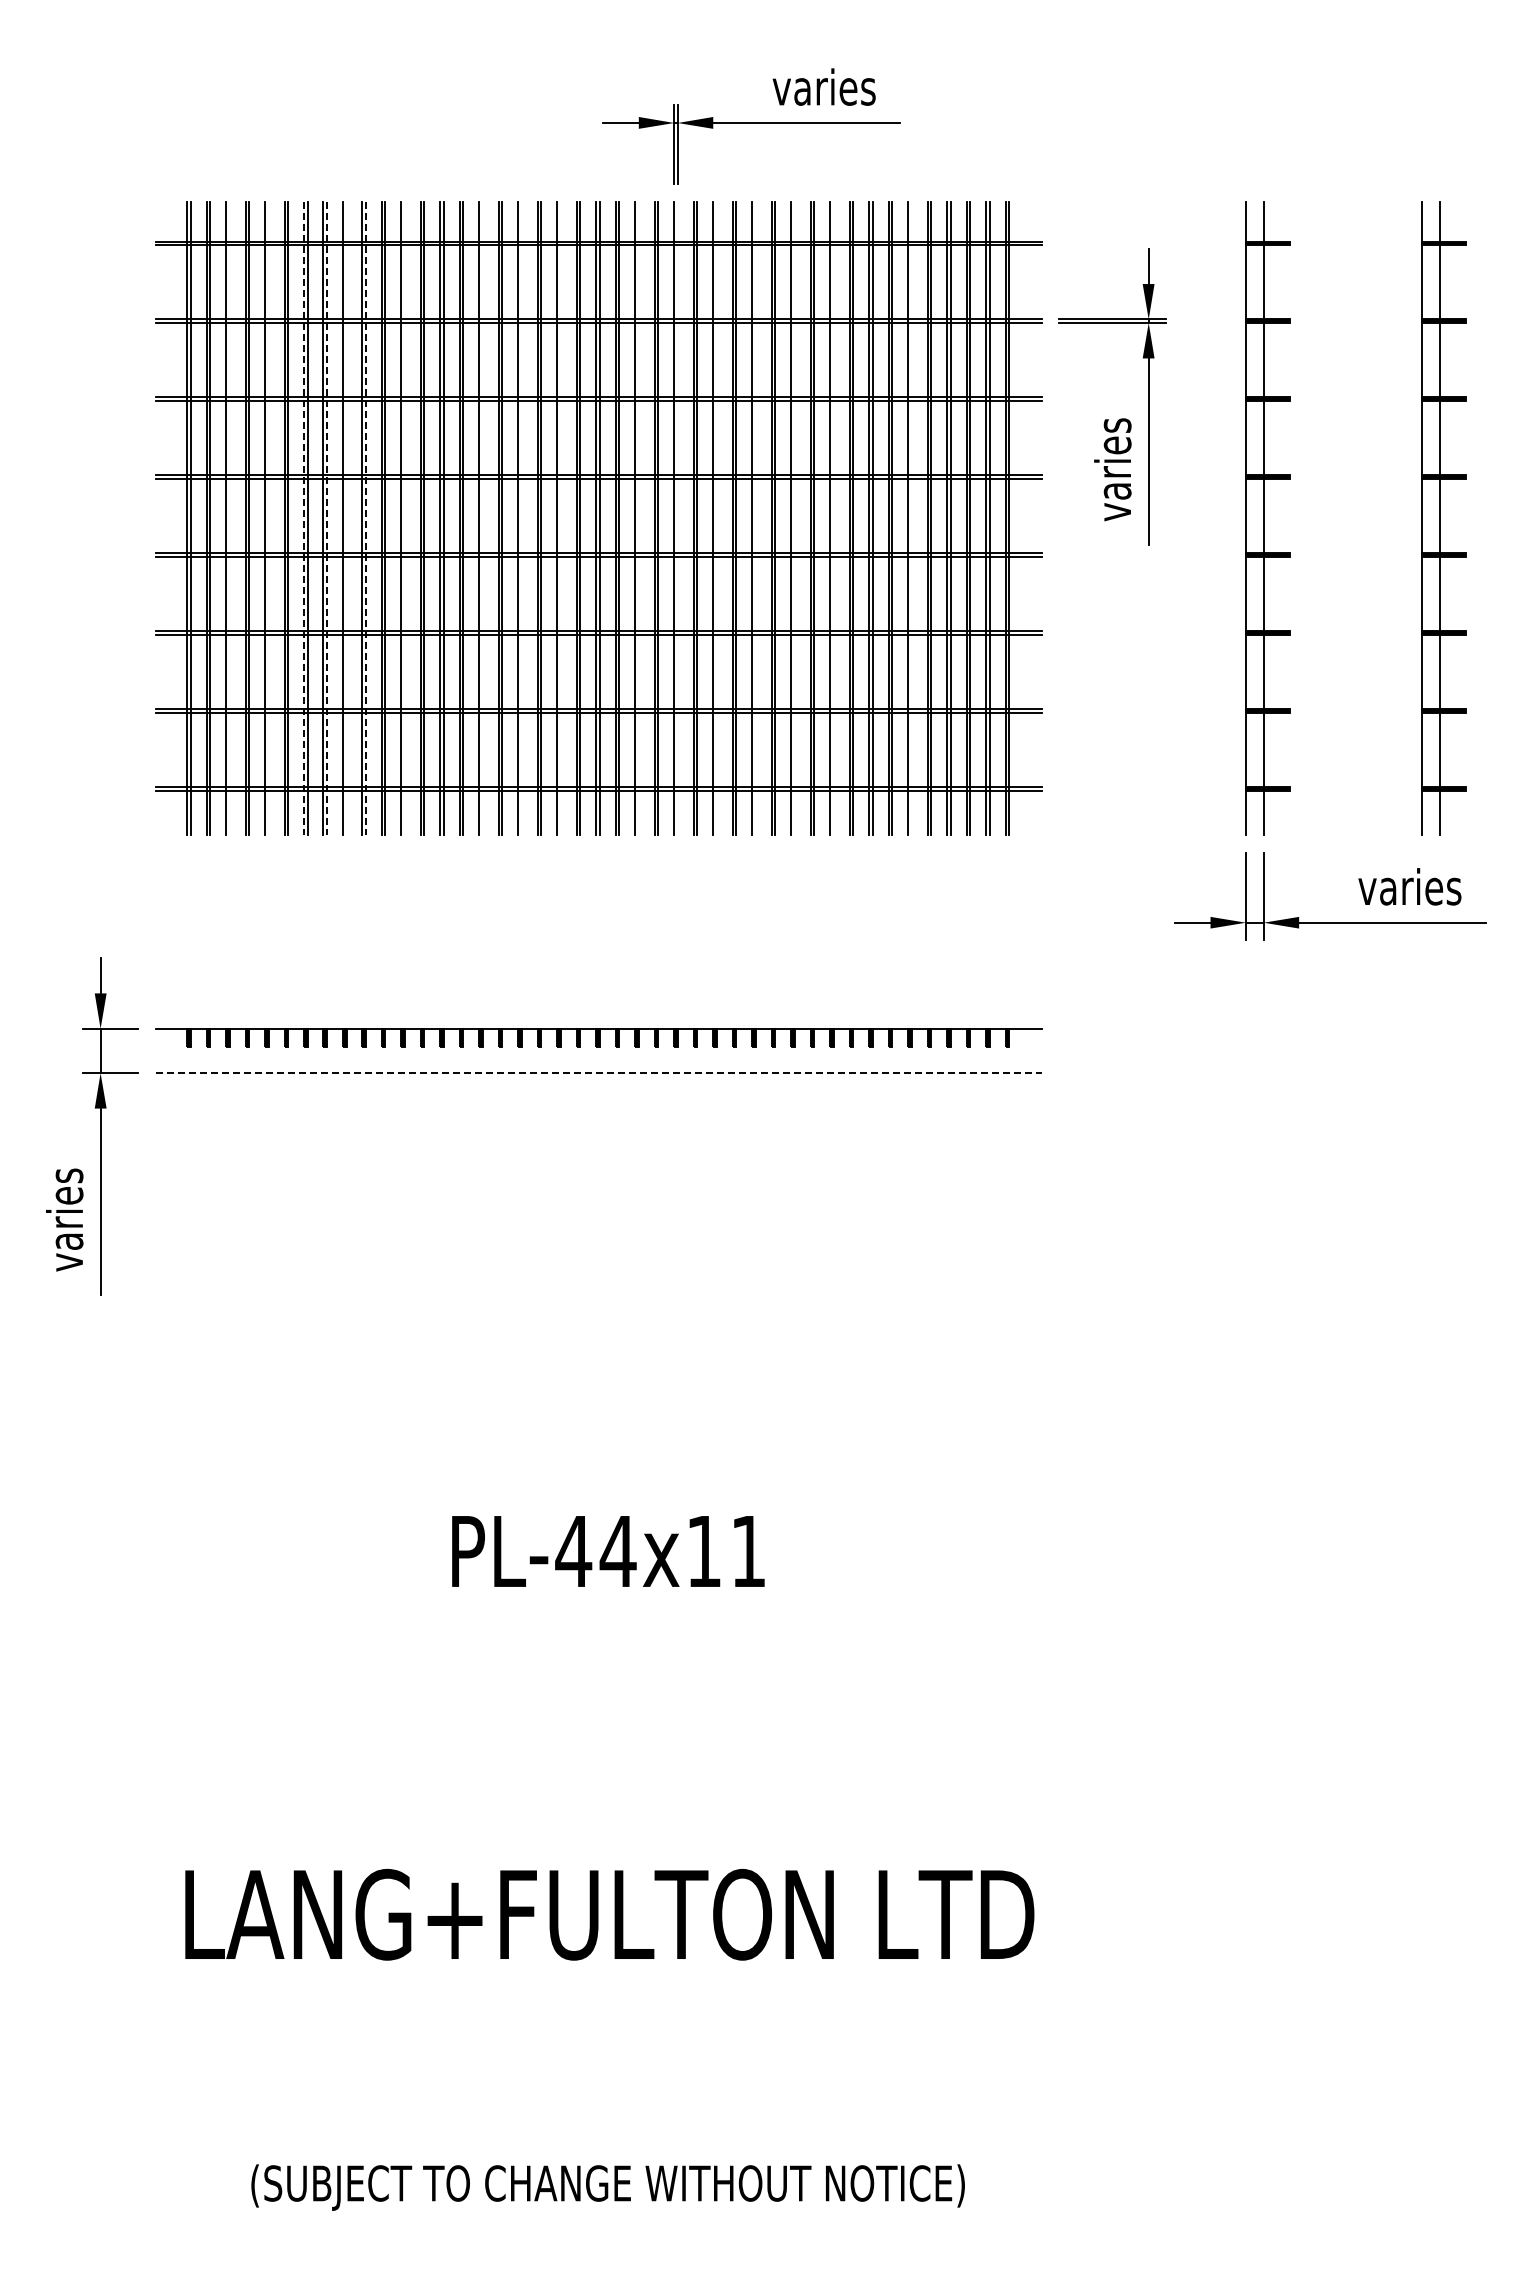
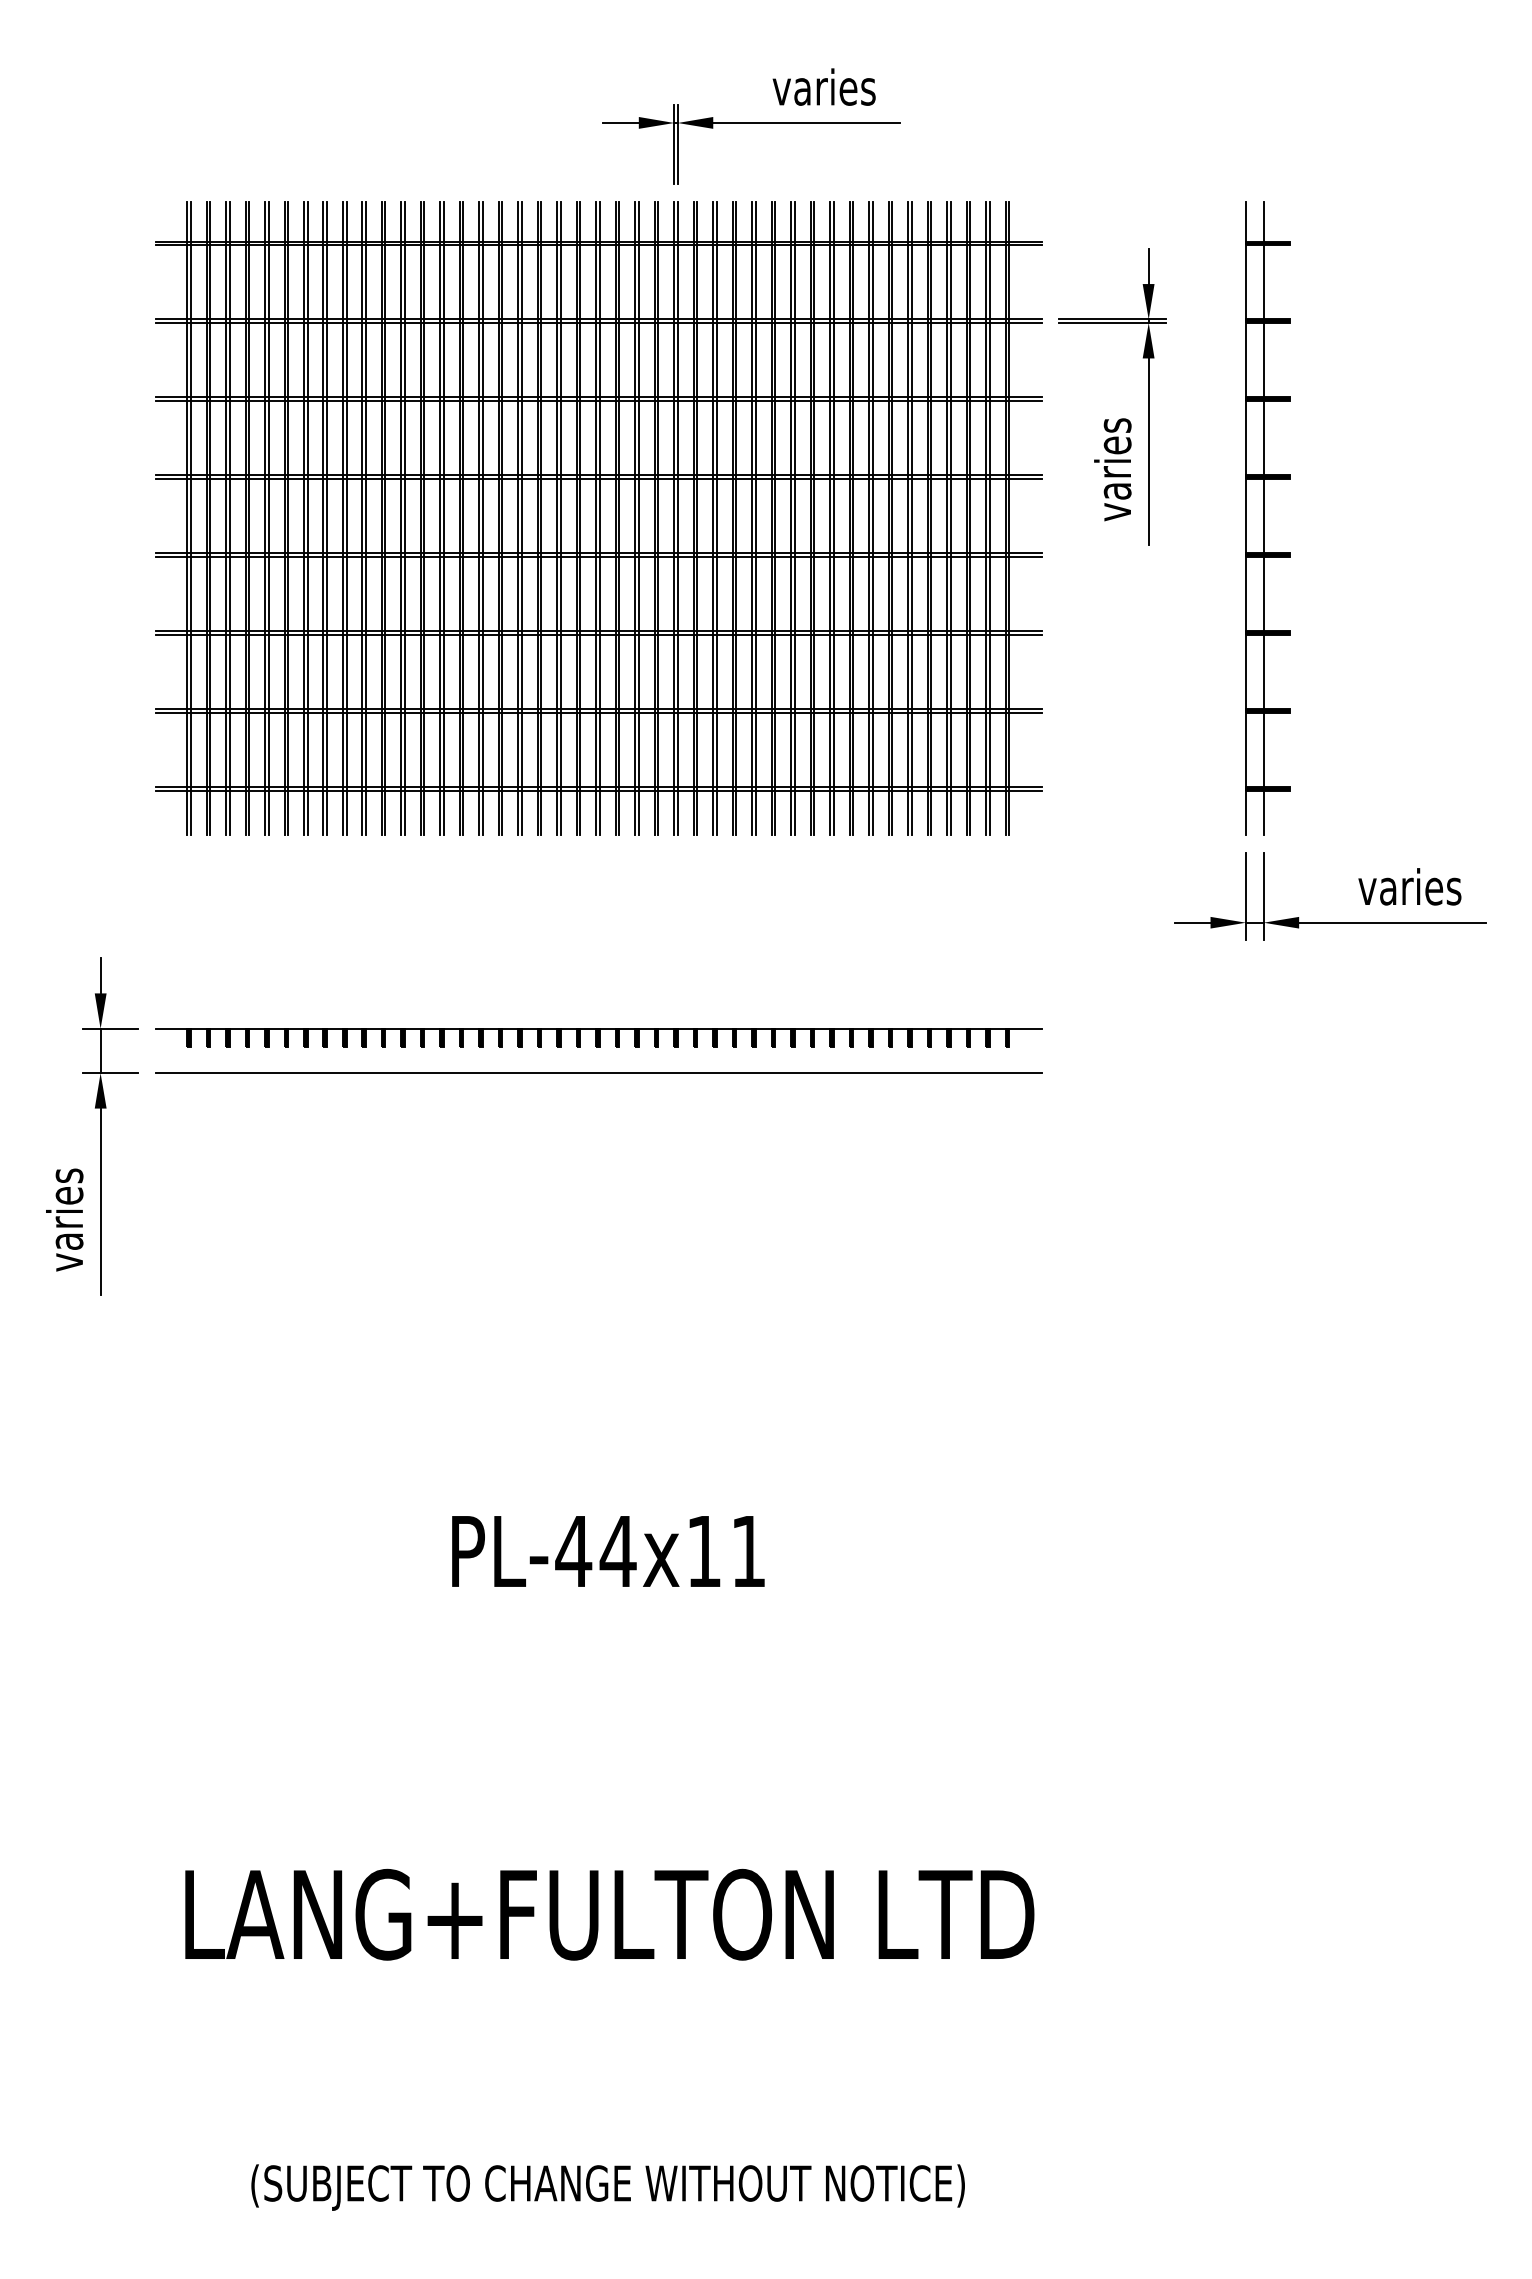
line: none -> present (229, 517)
line: none -> present (268, 517)
line: none -> present (346, 517)
line: none -> present (404, 517)
line: none -> present (482, 517)
line: none -> present (521, 517)
line: none -> present (560, 517)
line: none -> present (638, 517)
line: none -> present (677, 517)
line: none -> present (716, 517)
line: none -> present (755, 517)
line: none -> present (794, 517)
line: none -> present (833, 517)
line: none -> present (911, 517)
line: dashed -> solid (303, 518)
line: dashed -> solid (327, 518)
line: dashed -> solid (366, 518)
part: present -> none (1443, 518)
line: dashed -> solid (598, 1073)
